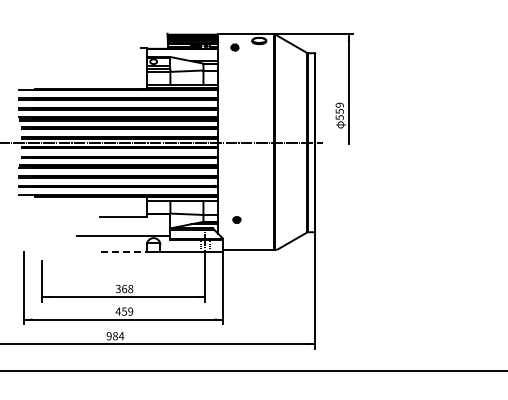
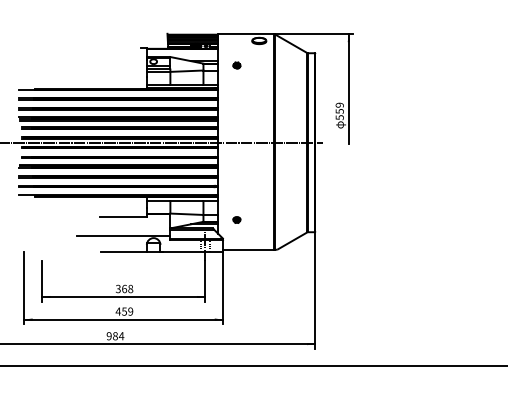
part position: (234, 47) -> (236, 65) (236, 65)
line: dashed -> solid (124, 251)
line position: (253, 371) -> (253, 366) (253, 366)
